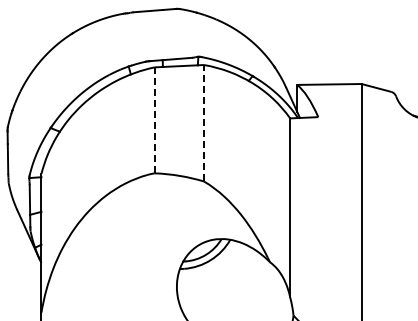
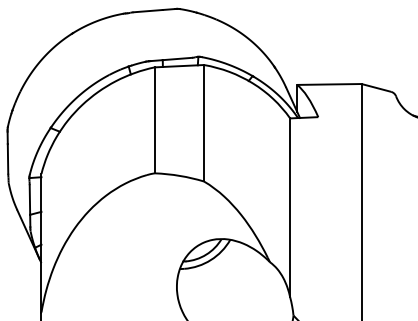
line: dashed -> solid (154, 120)
line: dashed -> solid (203, 122)
